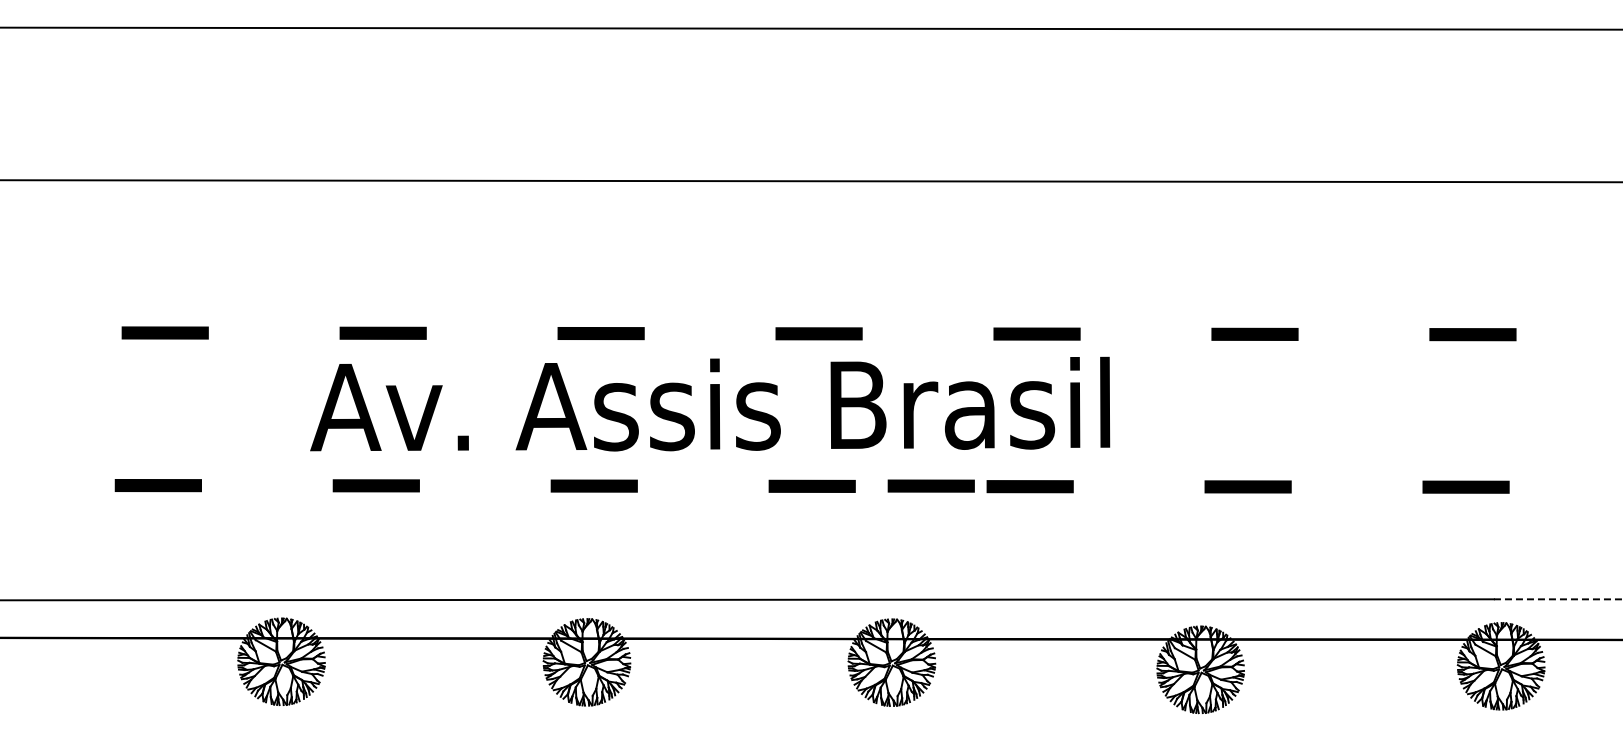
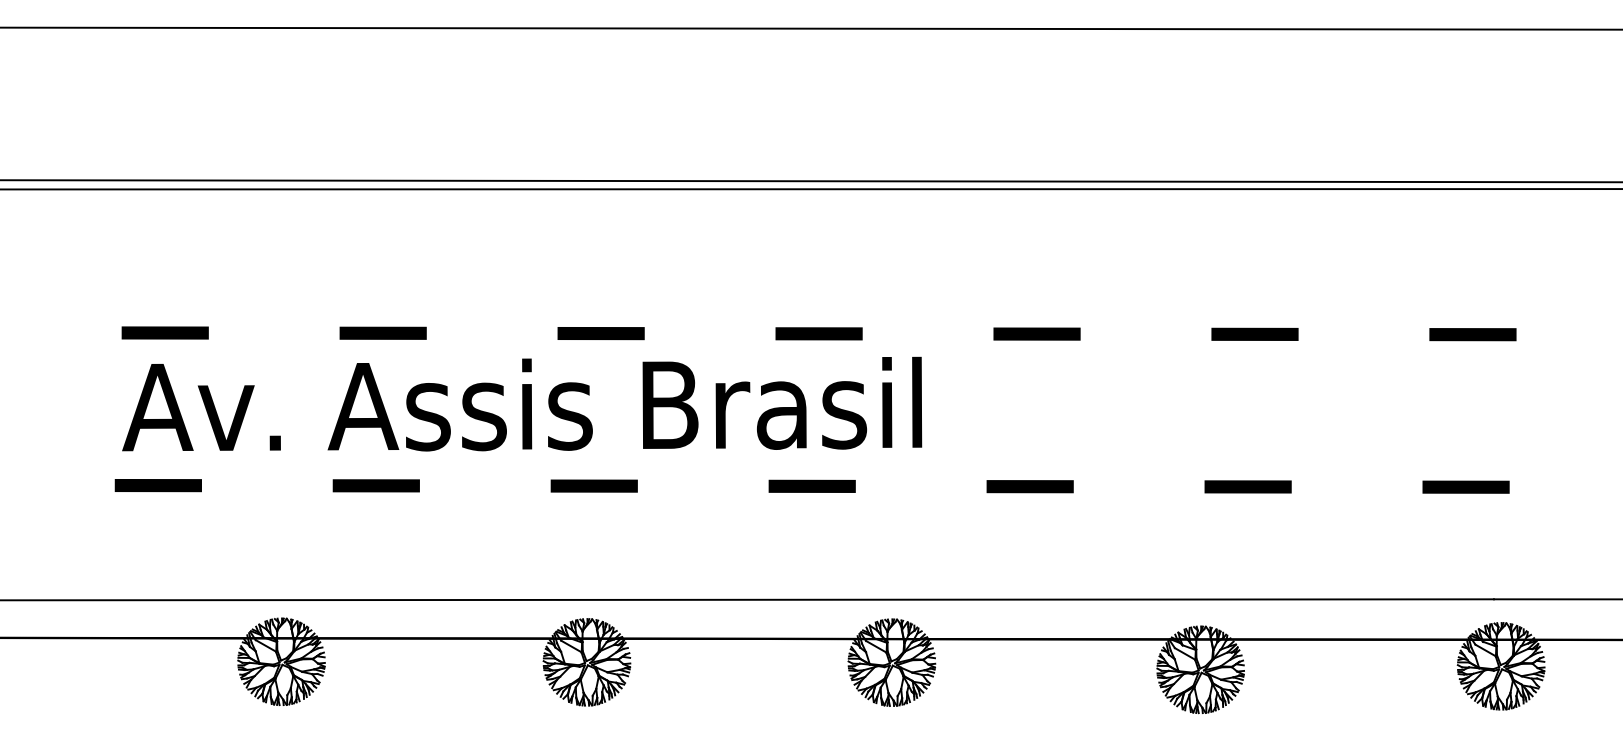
line: none -> present (810, 189)
text position: (710, 403) -> (522, 403) (522, 403)
part: present -> none (930, 485)
line: dashed -> solid (1558, 599)
